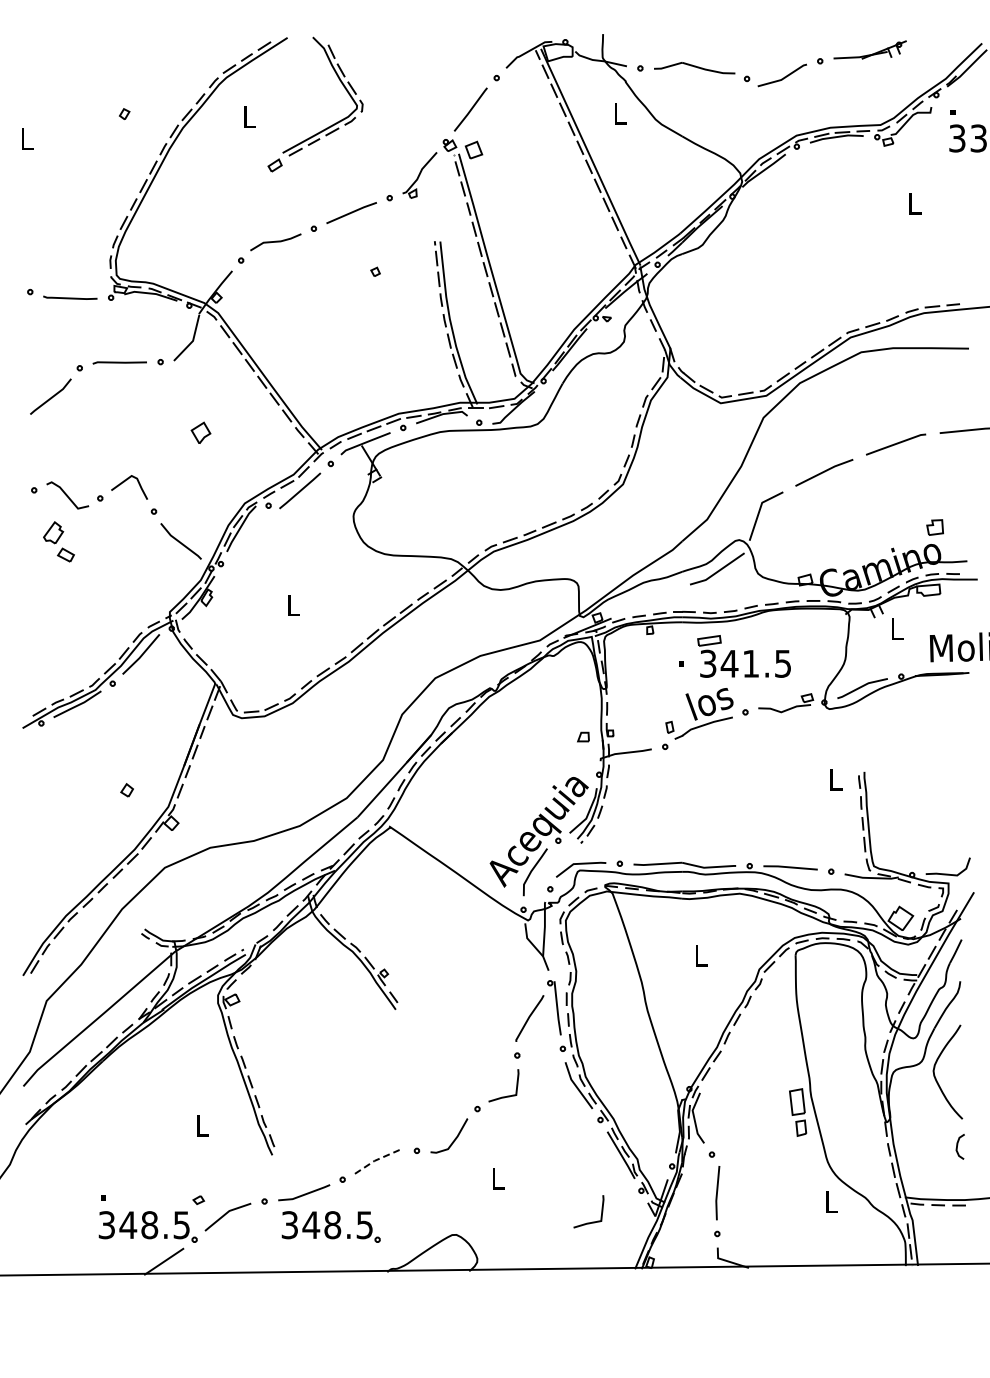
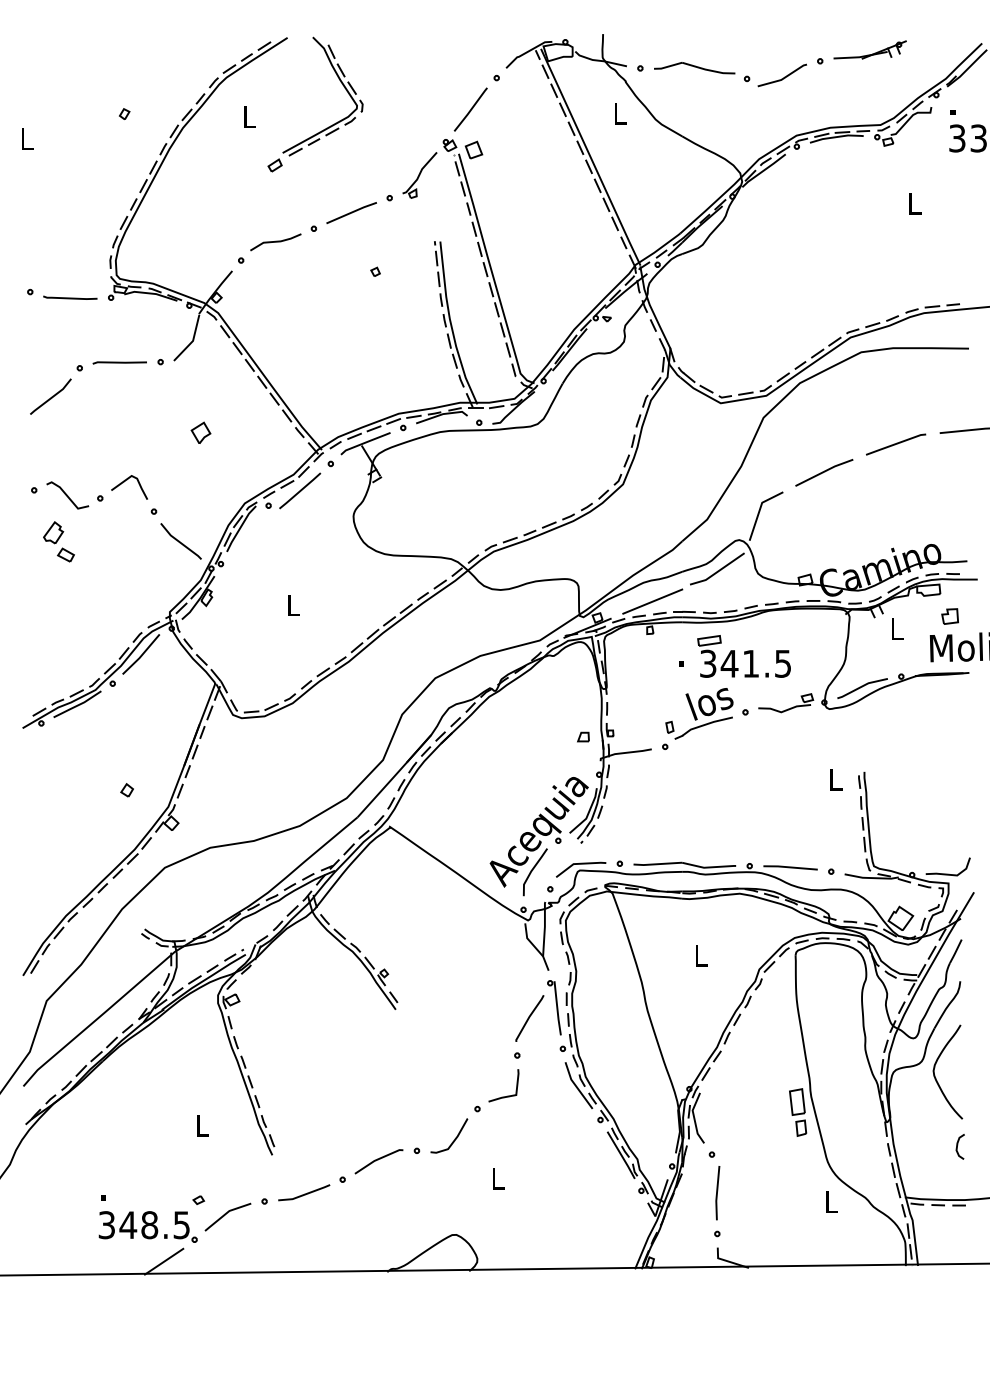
part position: (934, 527) -> (949, 616) (949, 616)
line: none -> present (652, 601)
line: dashed -> solid (378, 1159)
line: present -> none (592, 1221)
part: present -> none (330, 1226)
